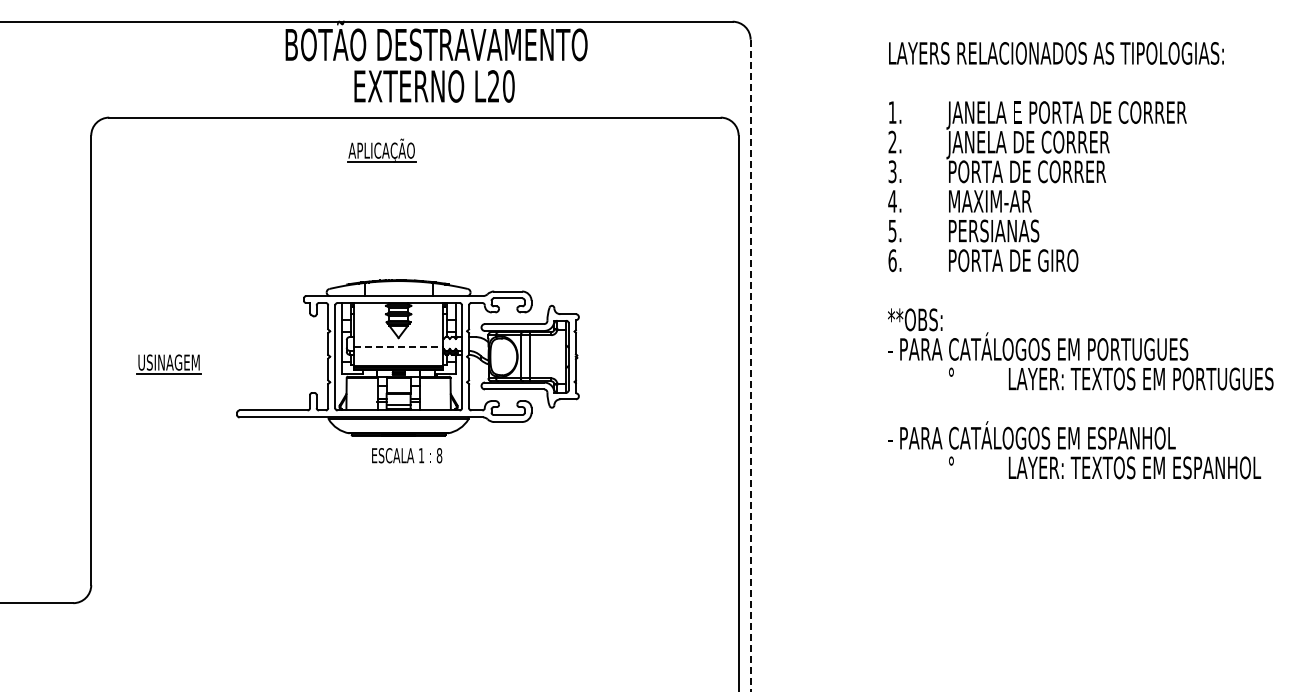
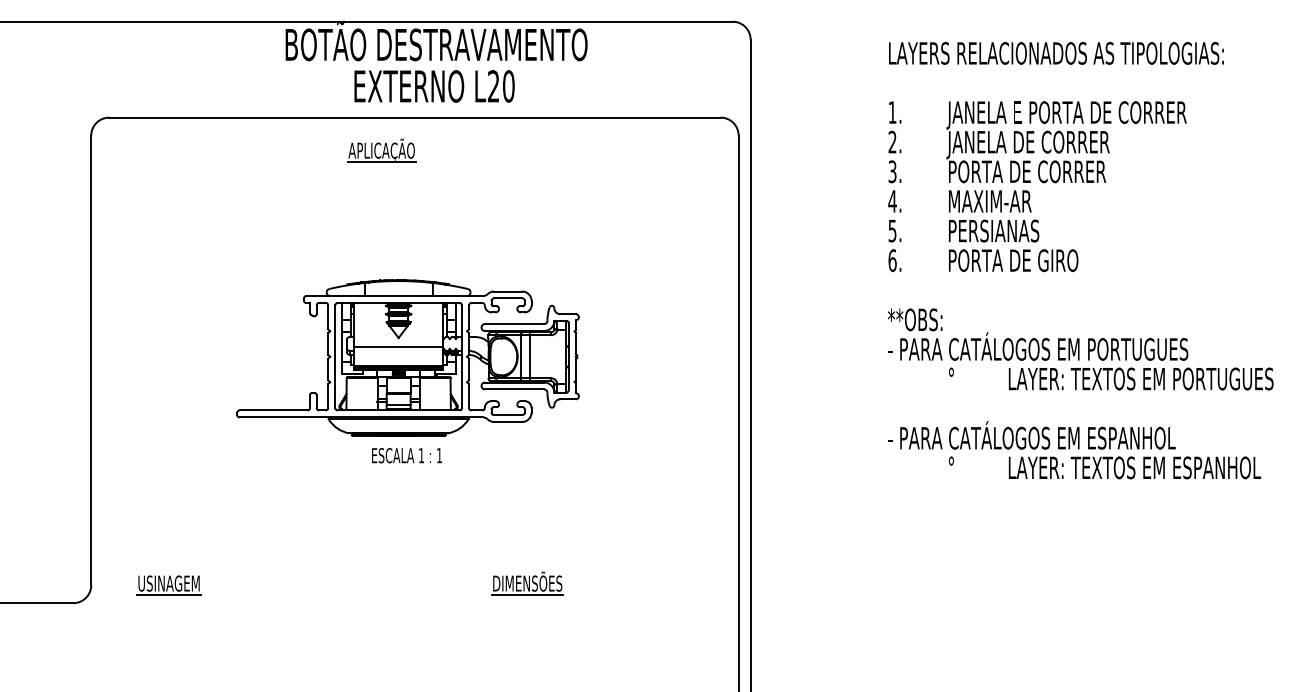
line: dashed -> solid (398, 346)
part position: (168, 364) -> (168, 585) (168, 585)
line: dashed -> solid (750, 365)
text: 8 -> 1 (439, 455)
part: none -> present (527, 583)
